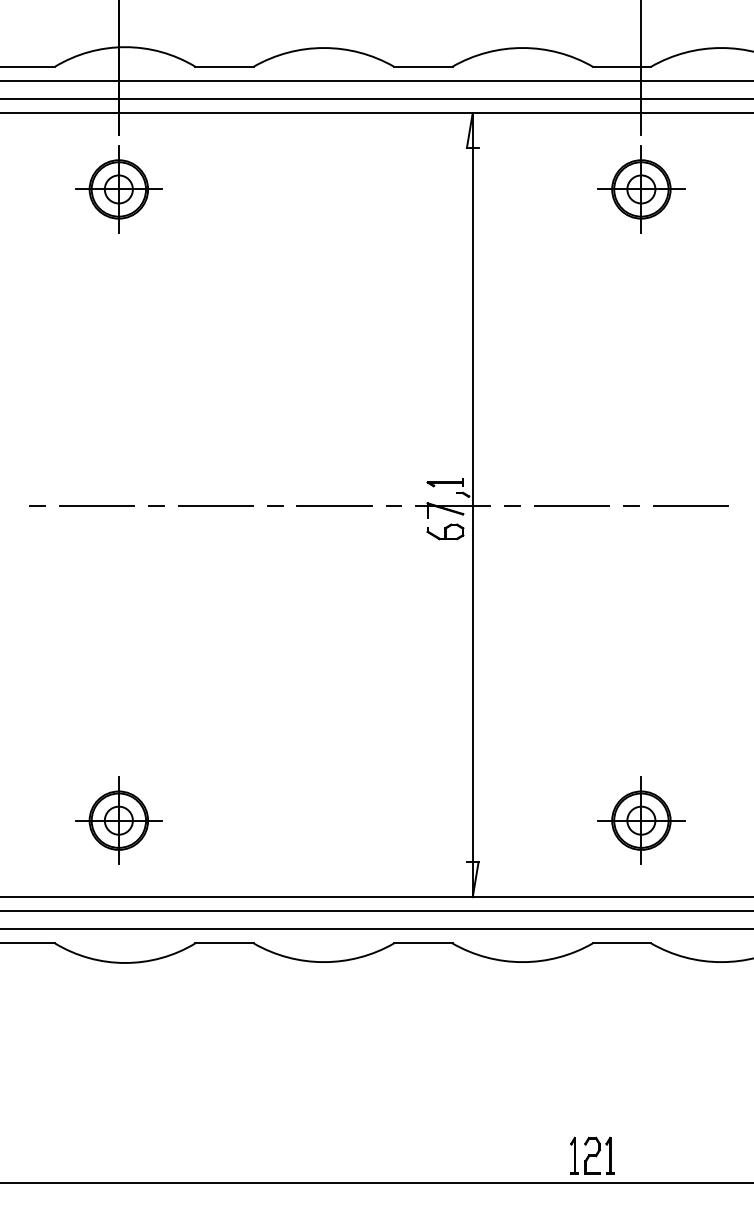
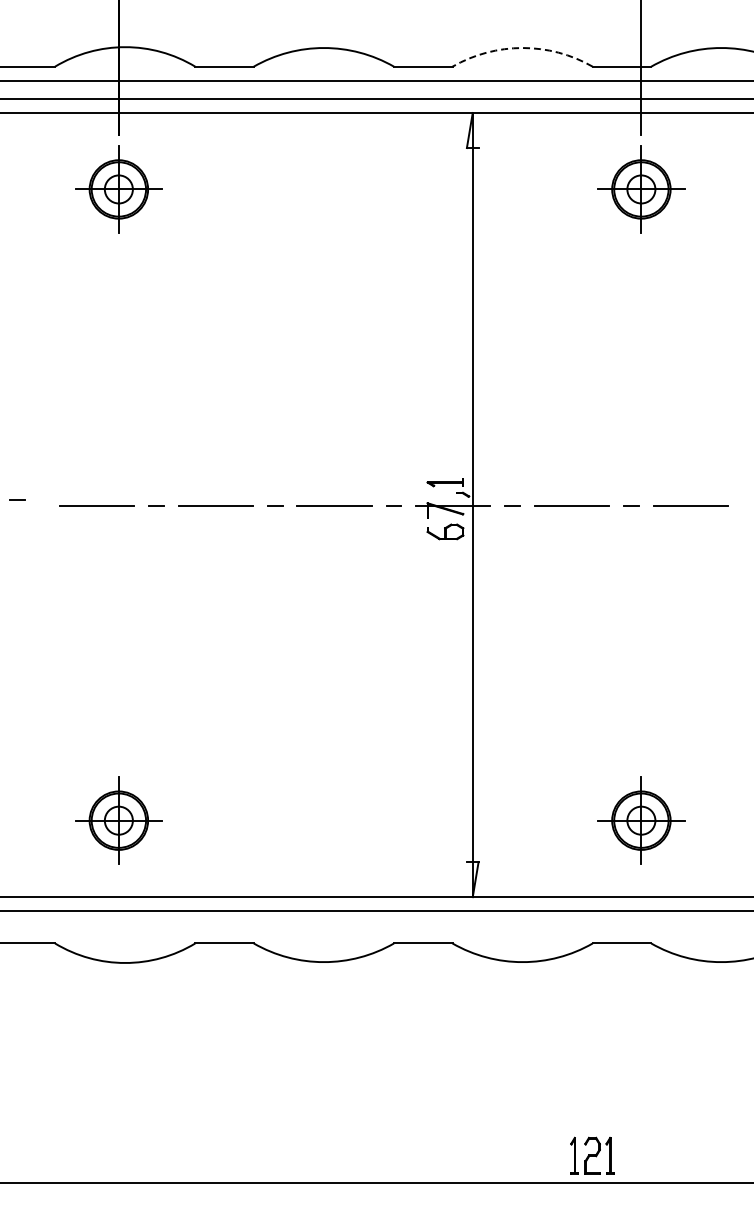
arc: solid -> dashed (522, 48)
line position: (37, 505) -> (17, 499) (17, 499)
line: present -> none (376, 928)
